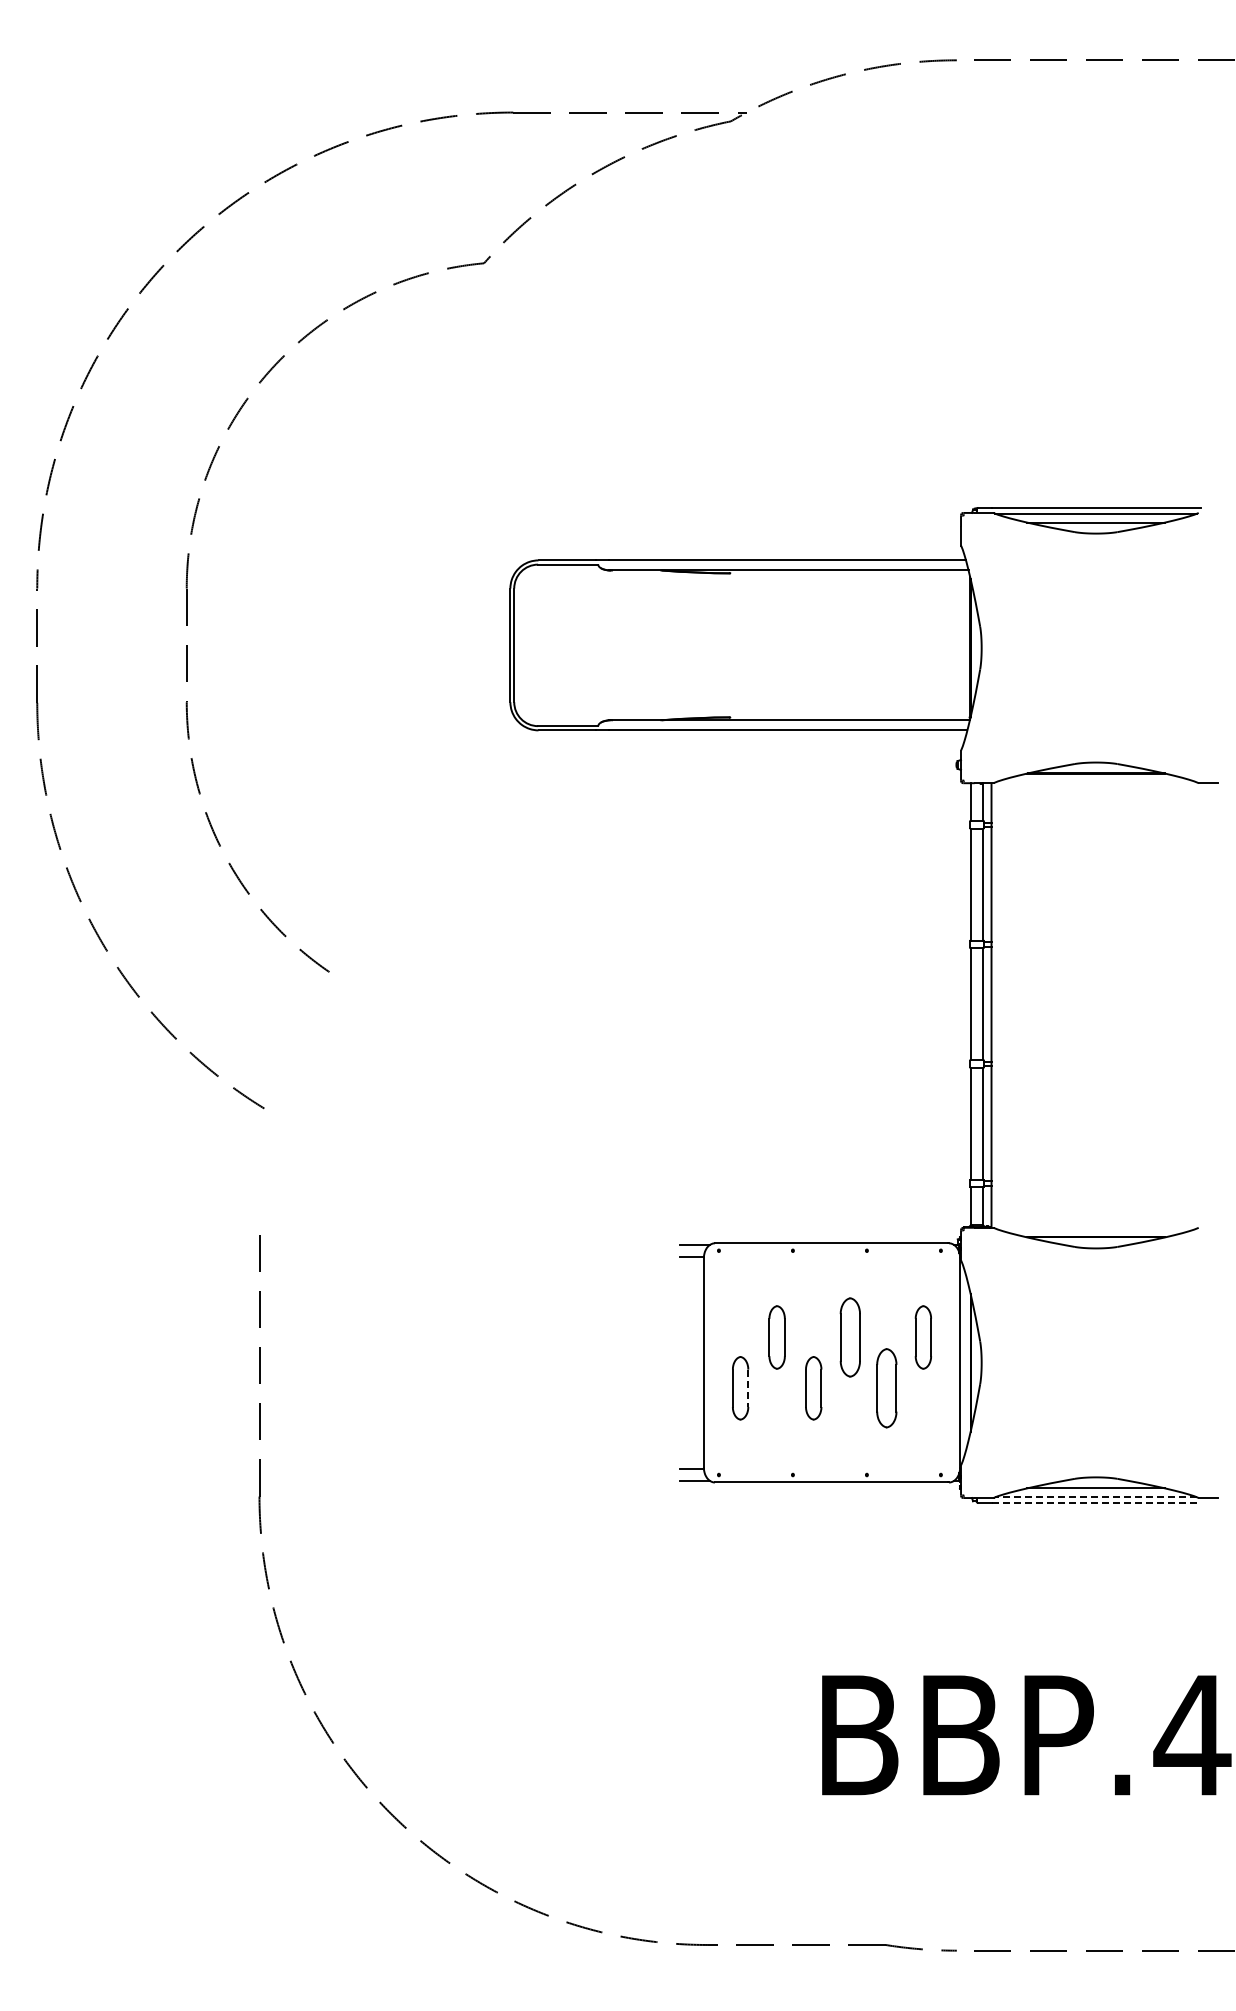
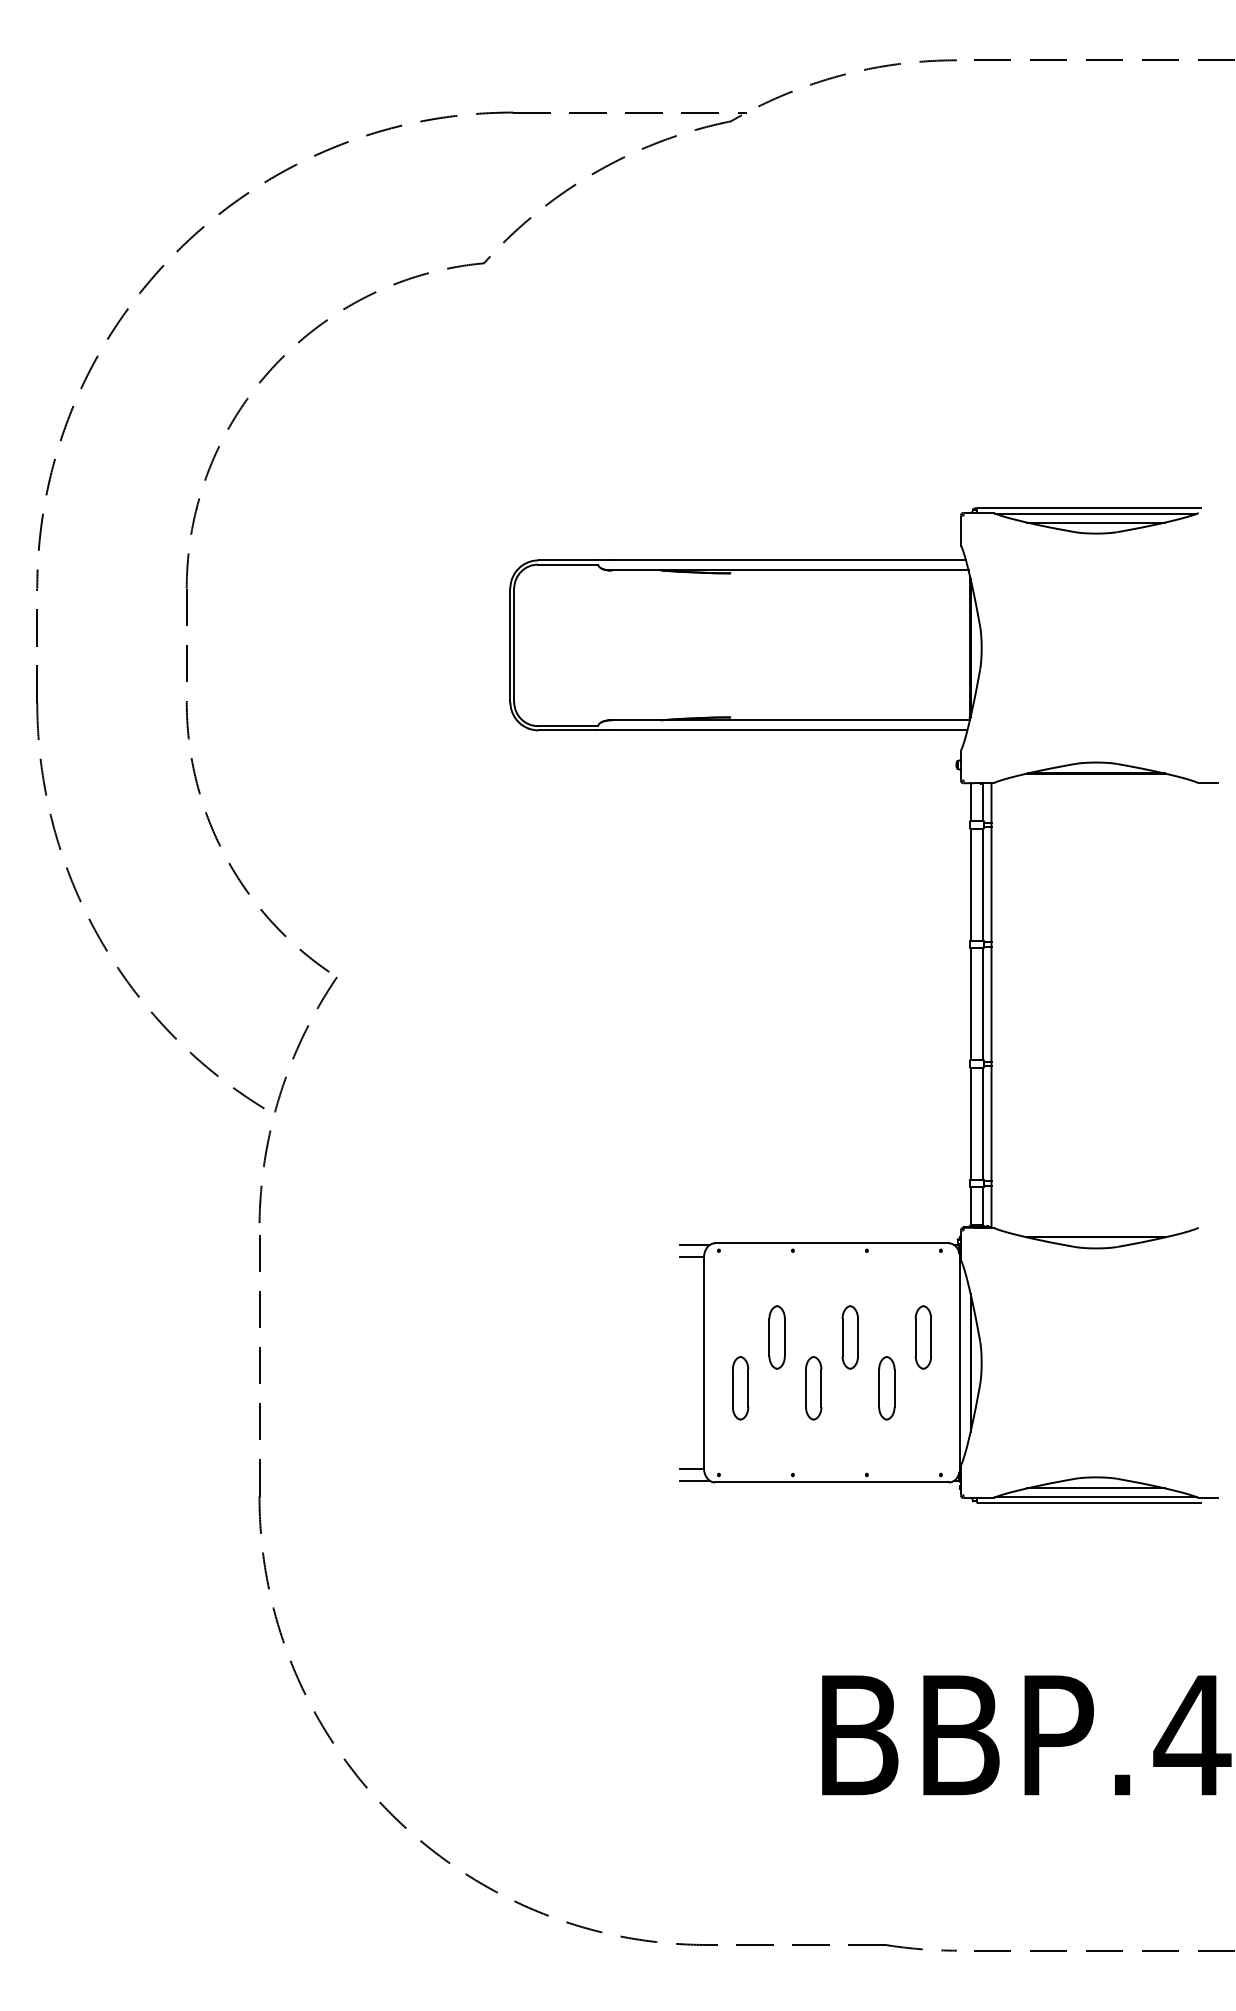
arc: none -> present (281, 1094)
part size: 22x81 px -> 18x65 px (849, 1337)
line: dashed -> solid (748, 1388)
part size: 22x81 px -> 18x65 px (886, 1388)
line: dashed -> solid (1095, 1497)
line: dashed -> solid (1096, 1503)
